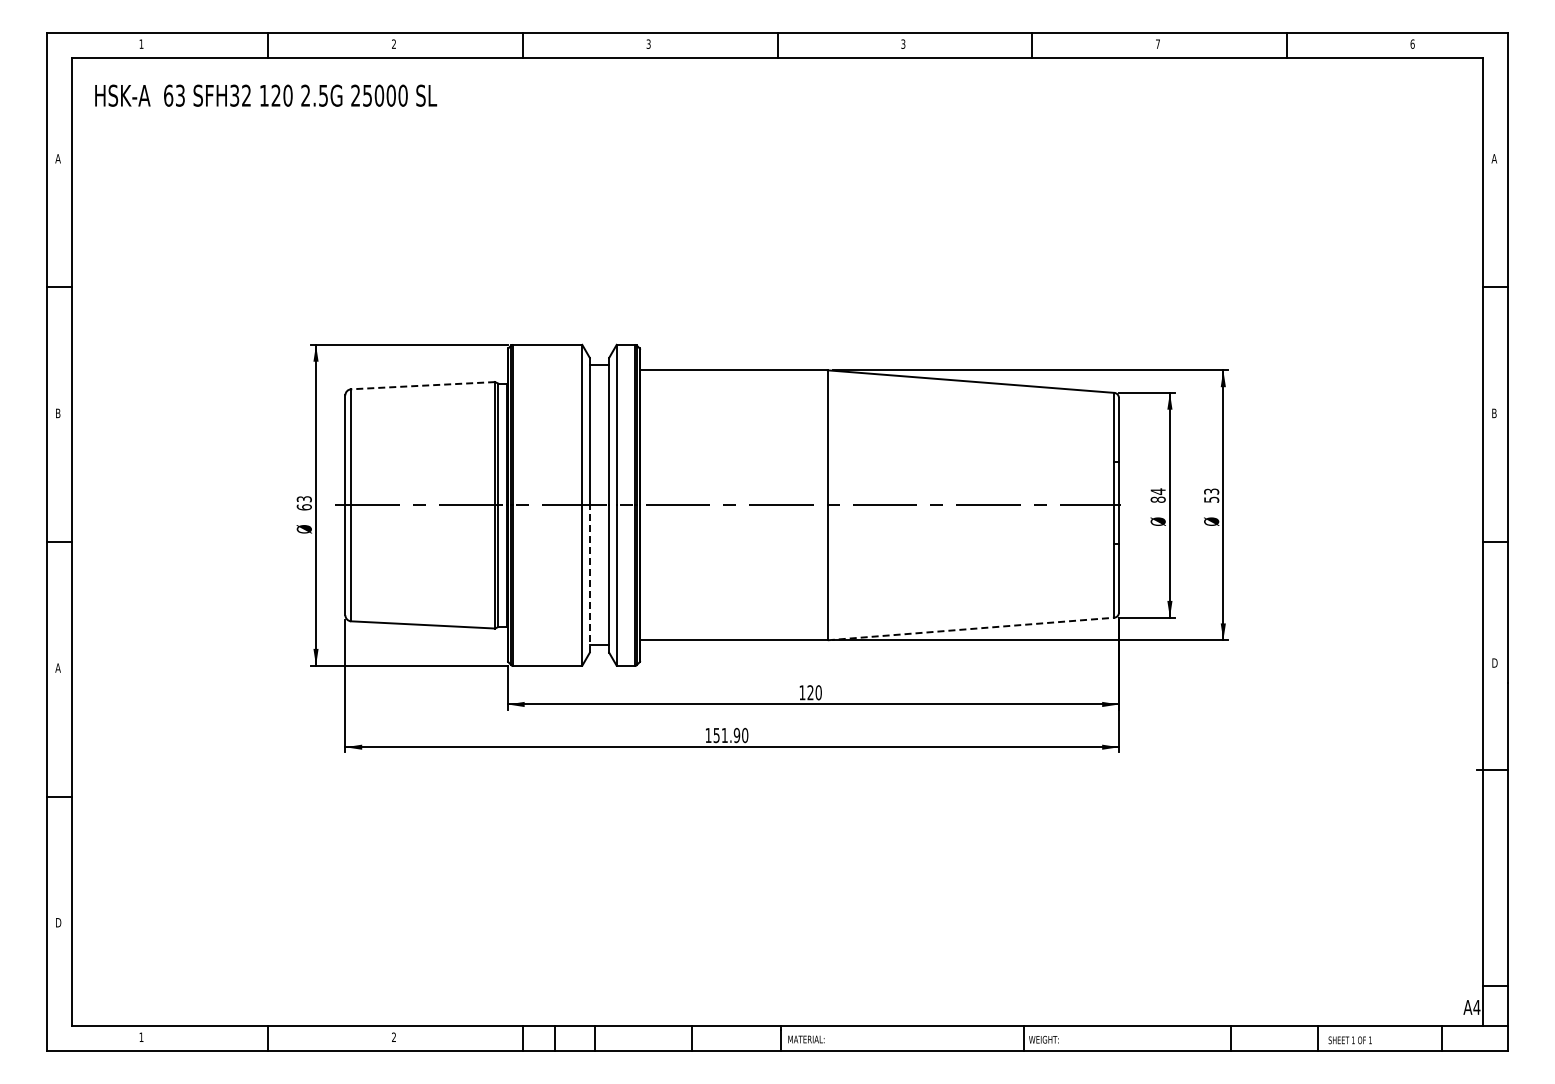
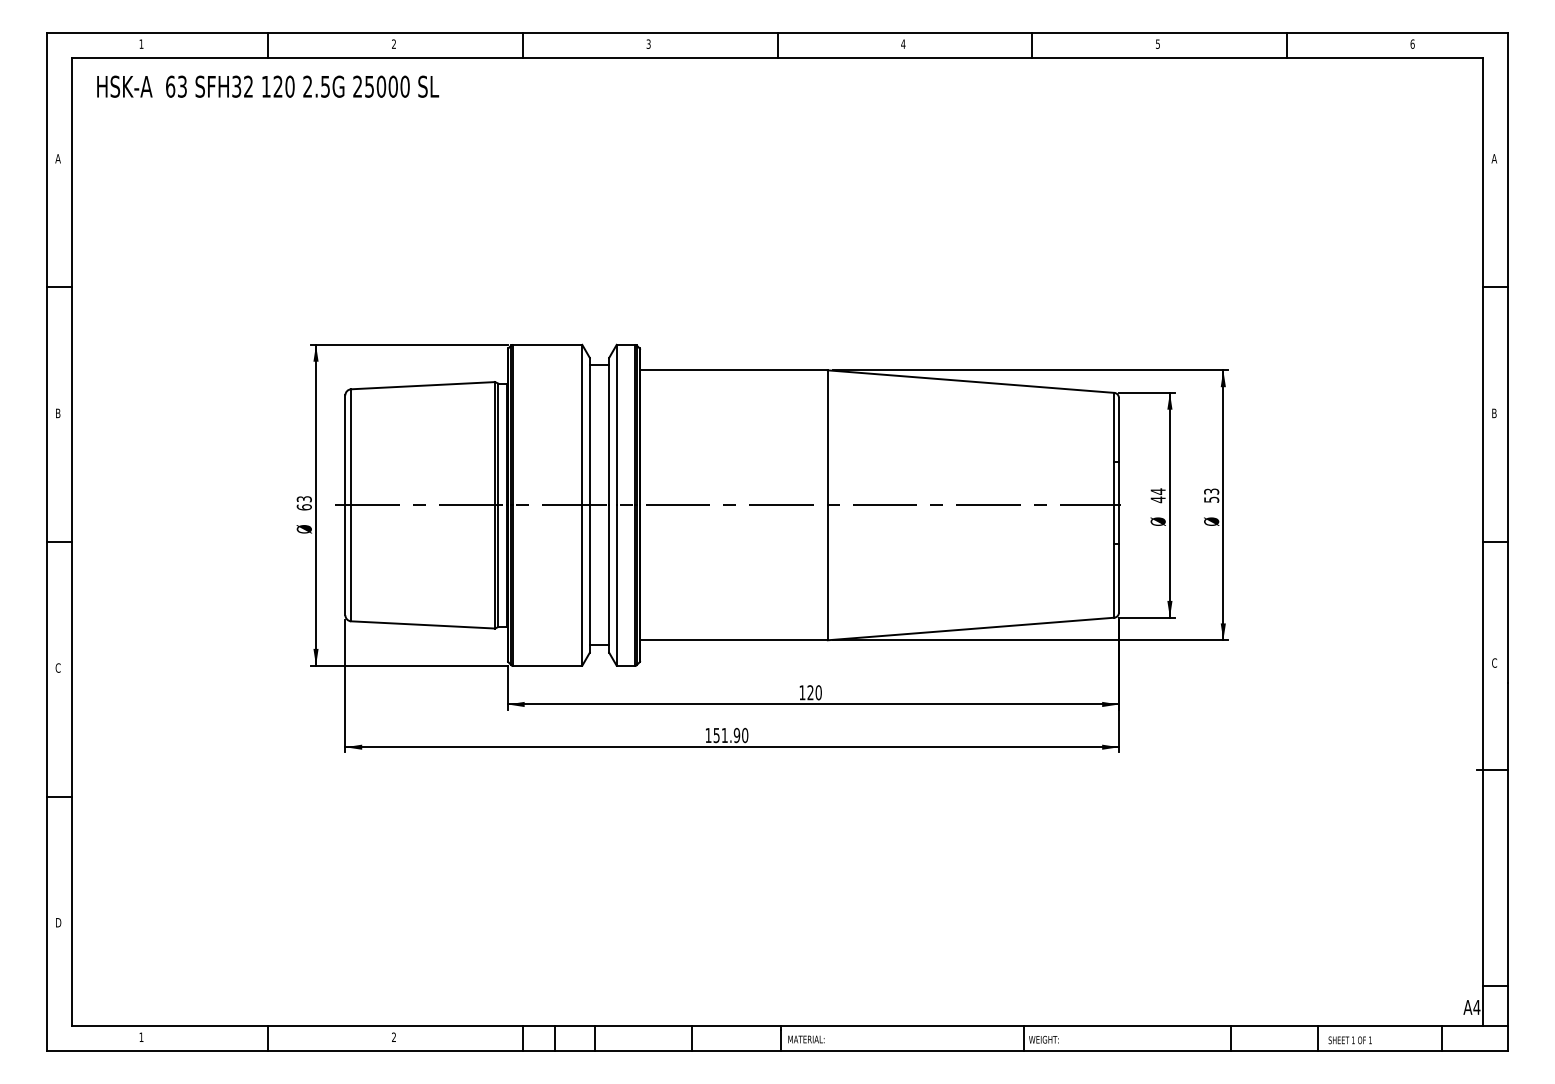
text: 3 -> 4 (903, 43)
text: 7 -> 5 (1157, 43)
text position: (266, 95) -> (268, 86) (268, 86)
line: dashed -> solid (422, 385)
text: 84 -> 44 (1157, 499)
line: dashed -> solid (589, 579)
line: dashed -> solid (971, 629)
text: D -> C (1494, 662)
text: A -> C (57, 667)
